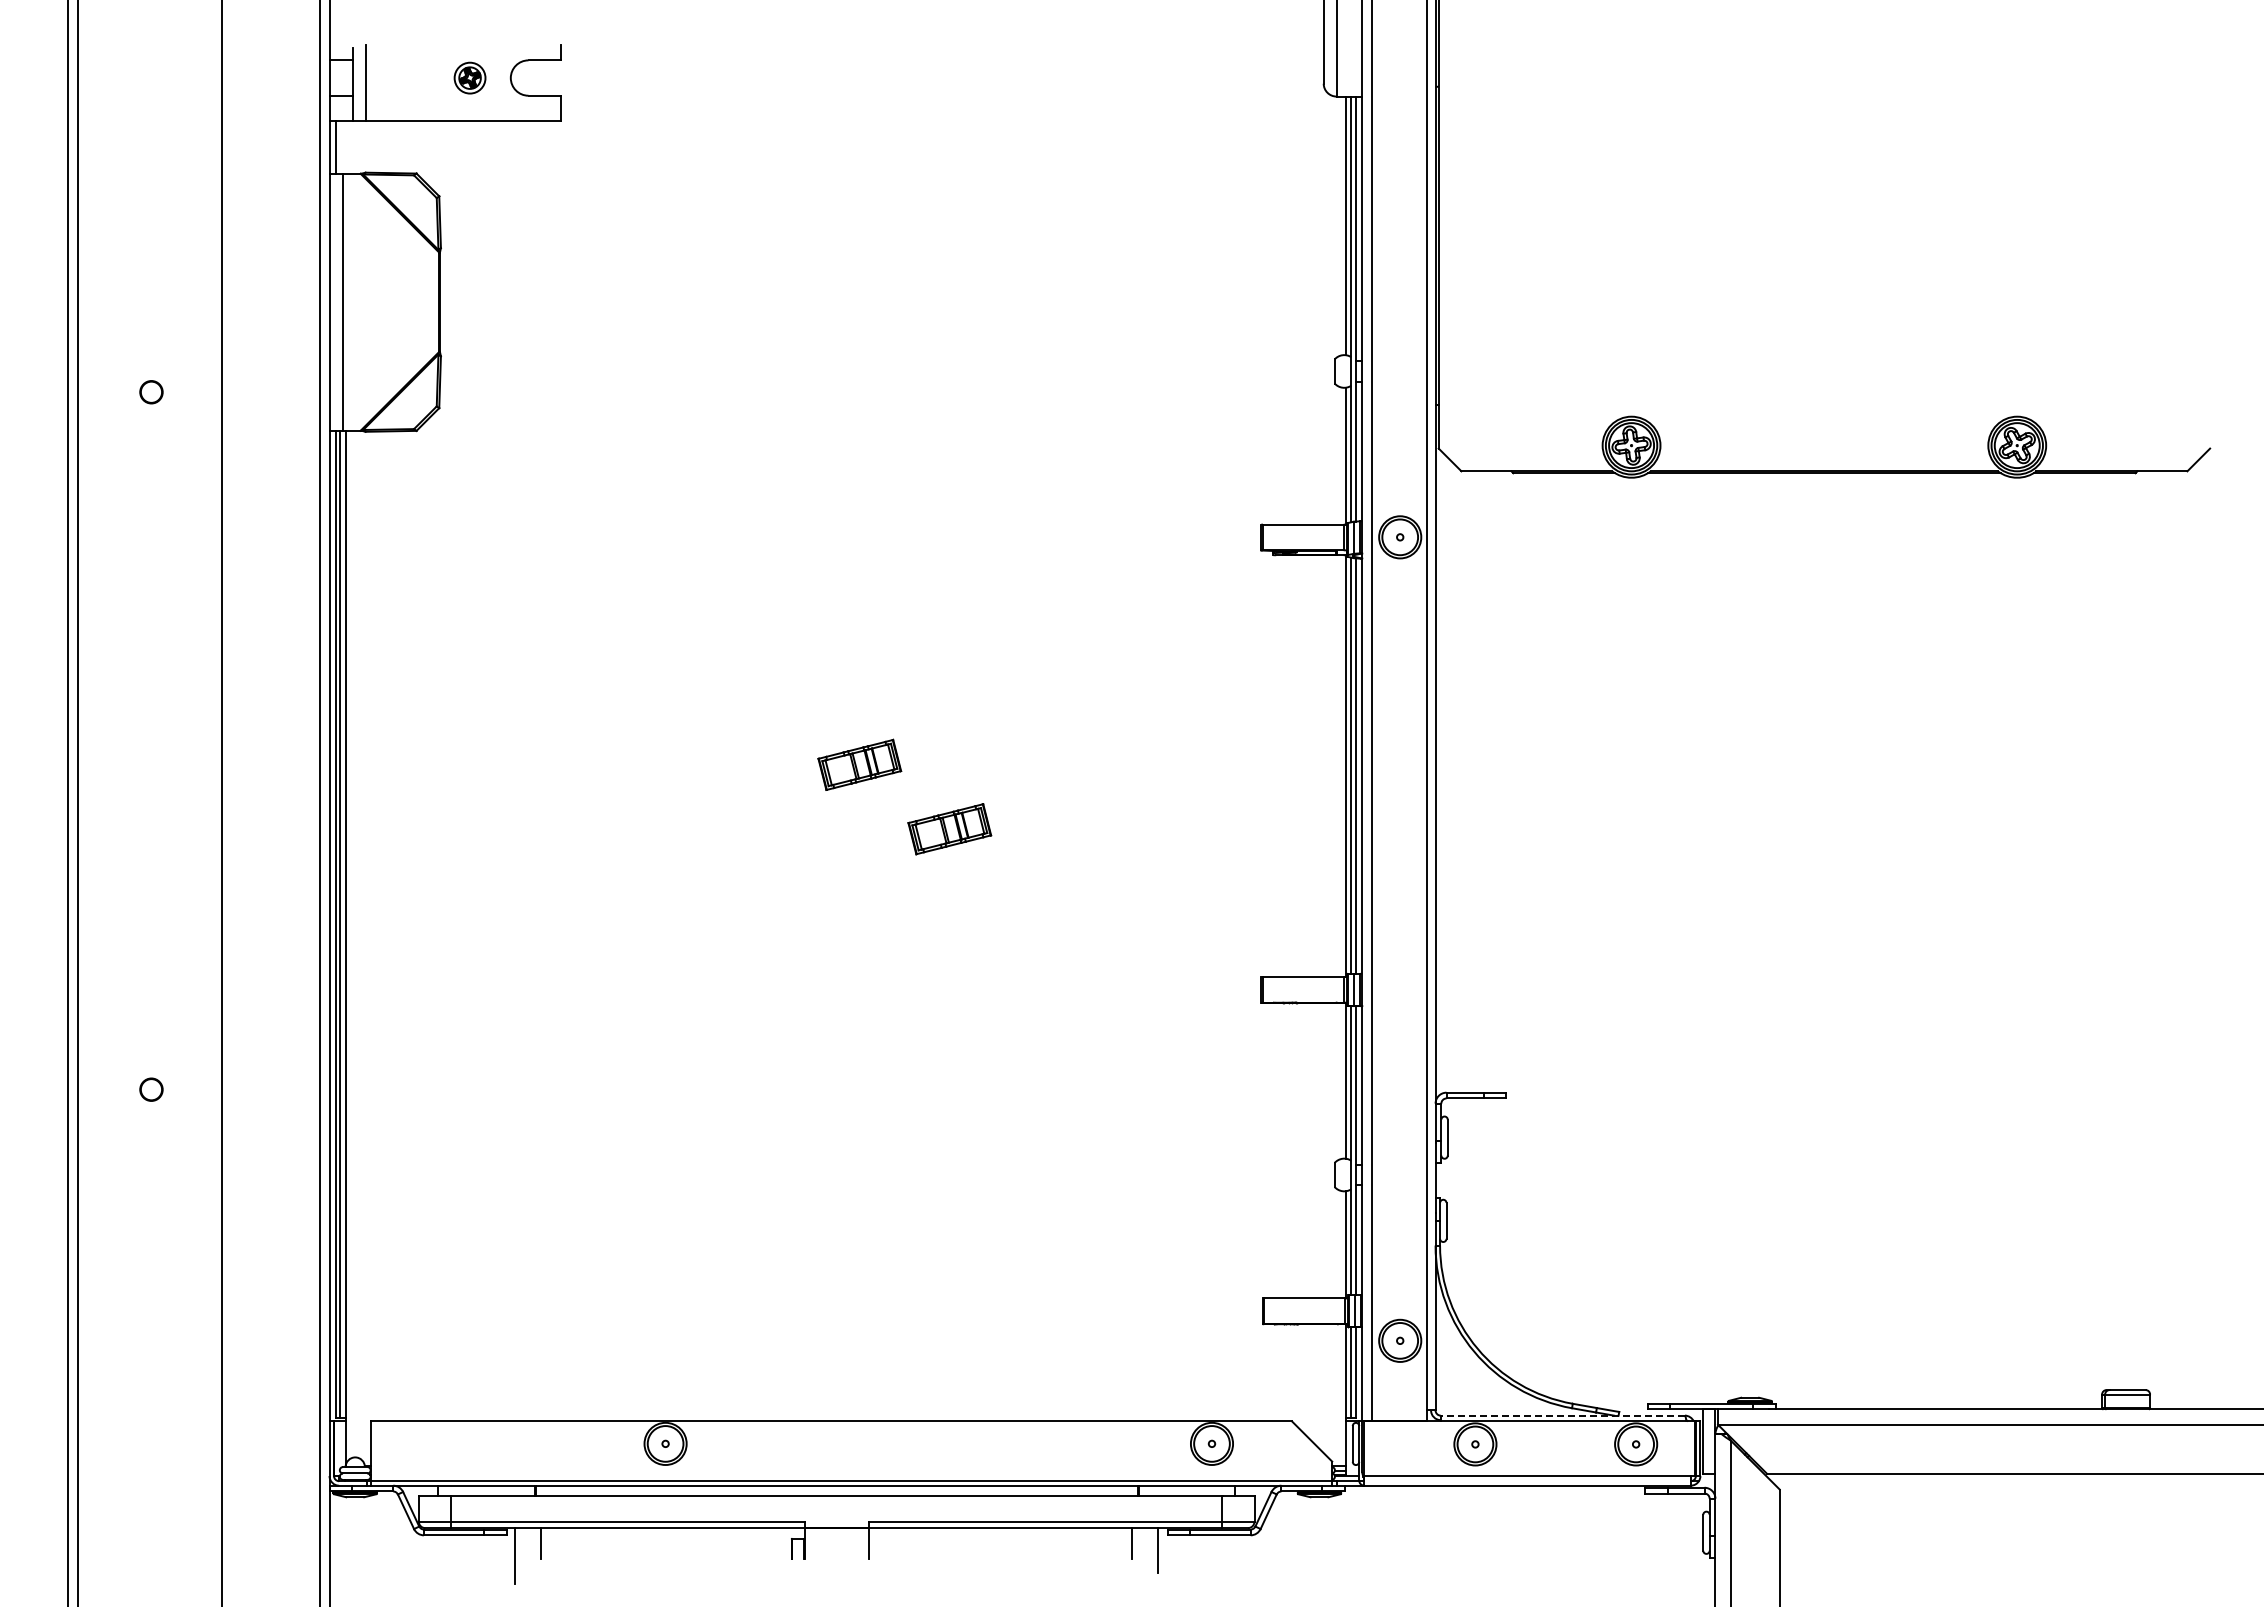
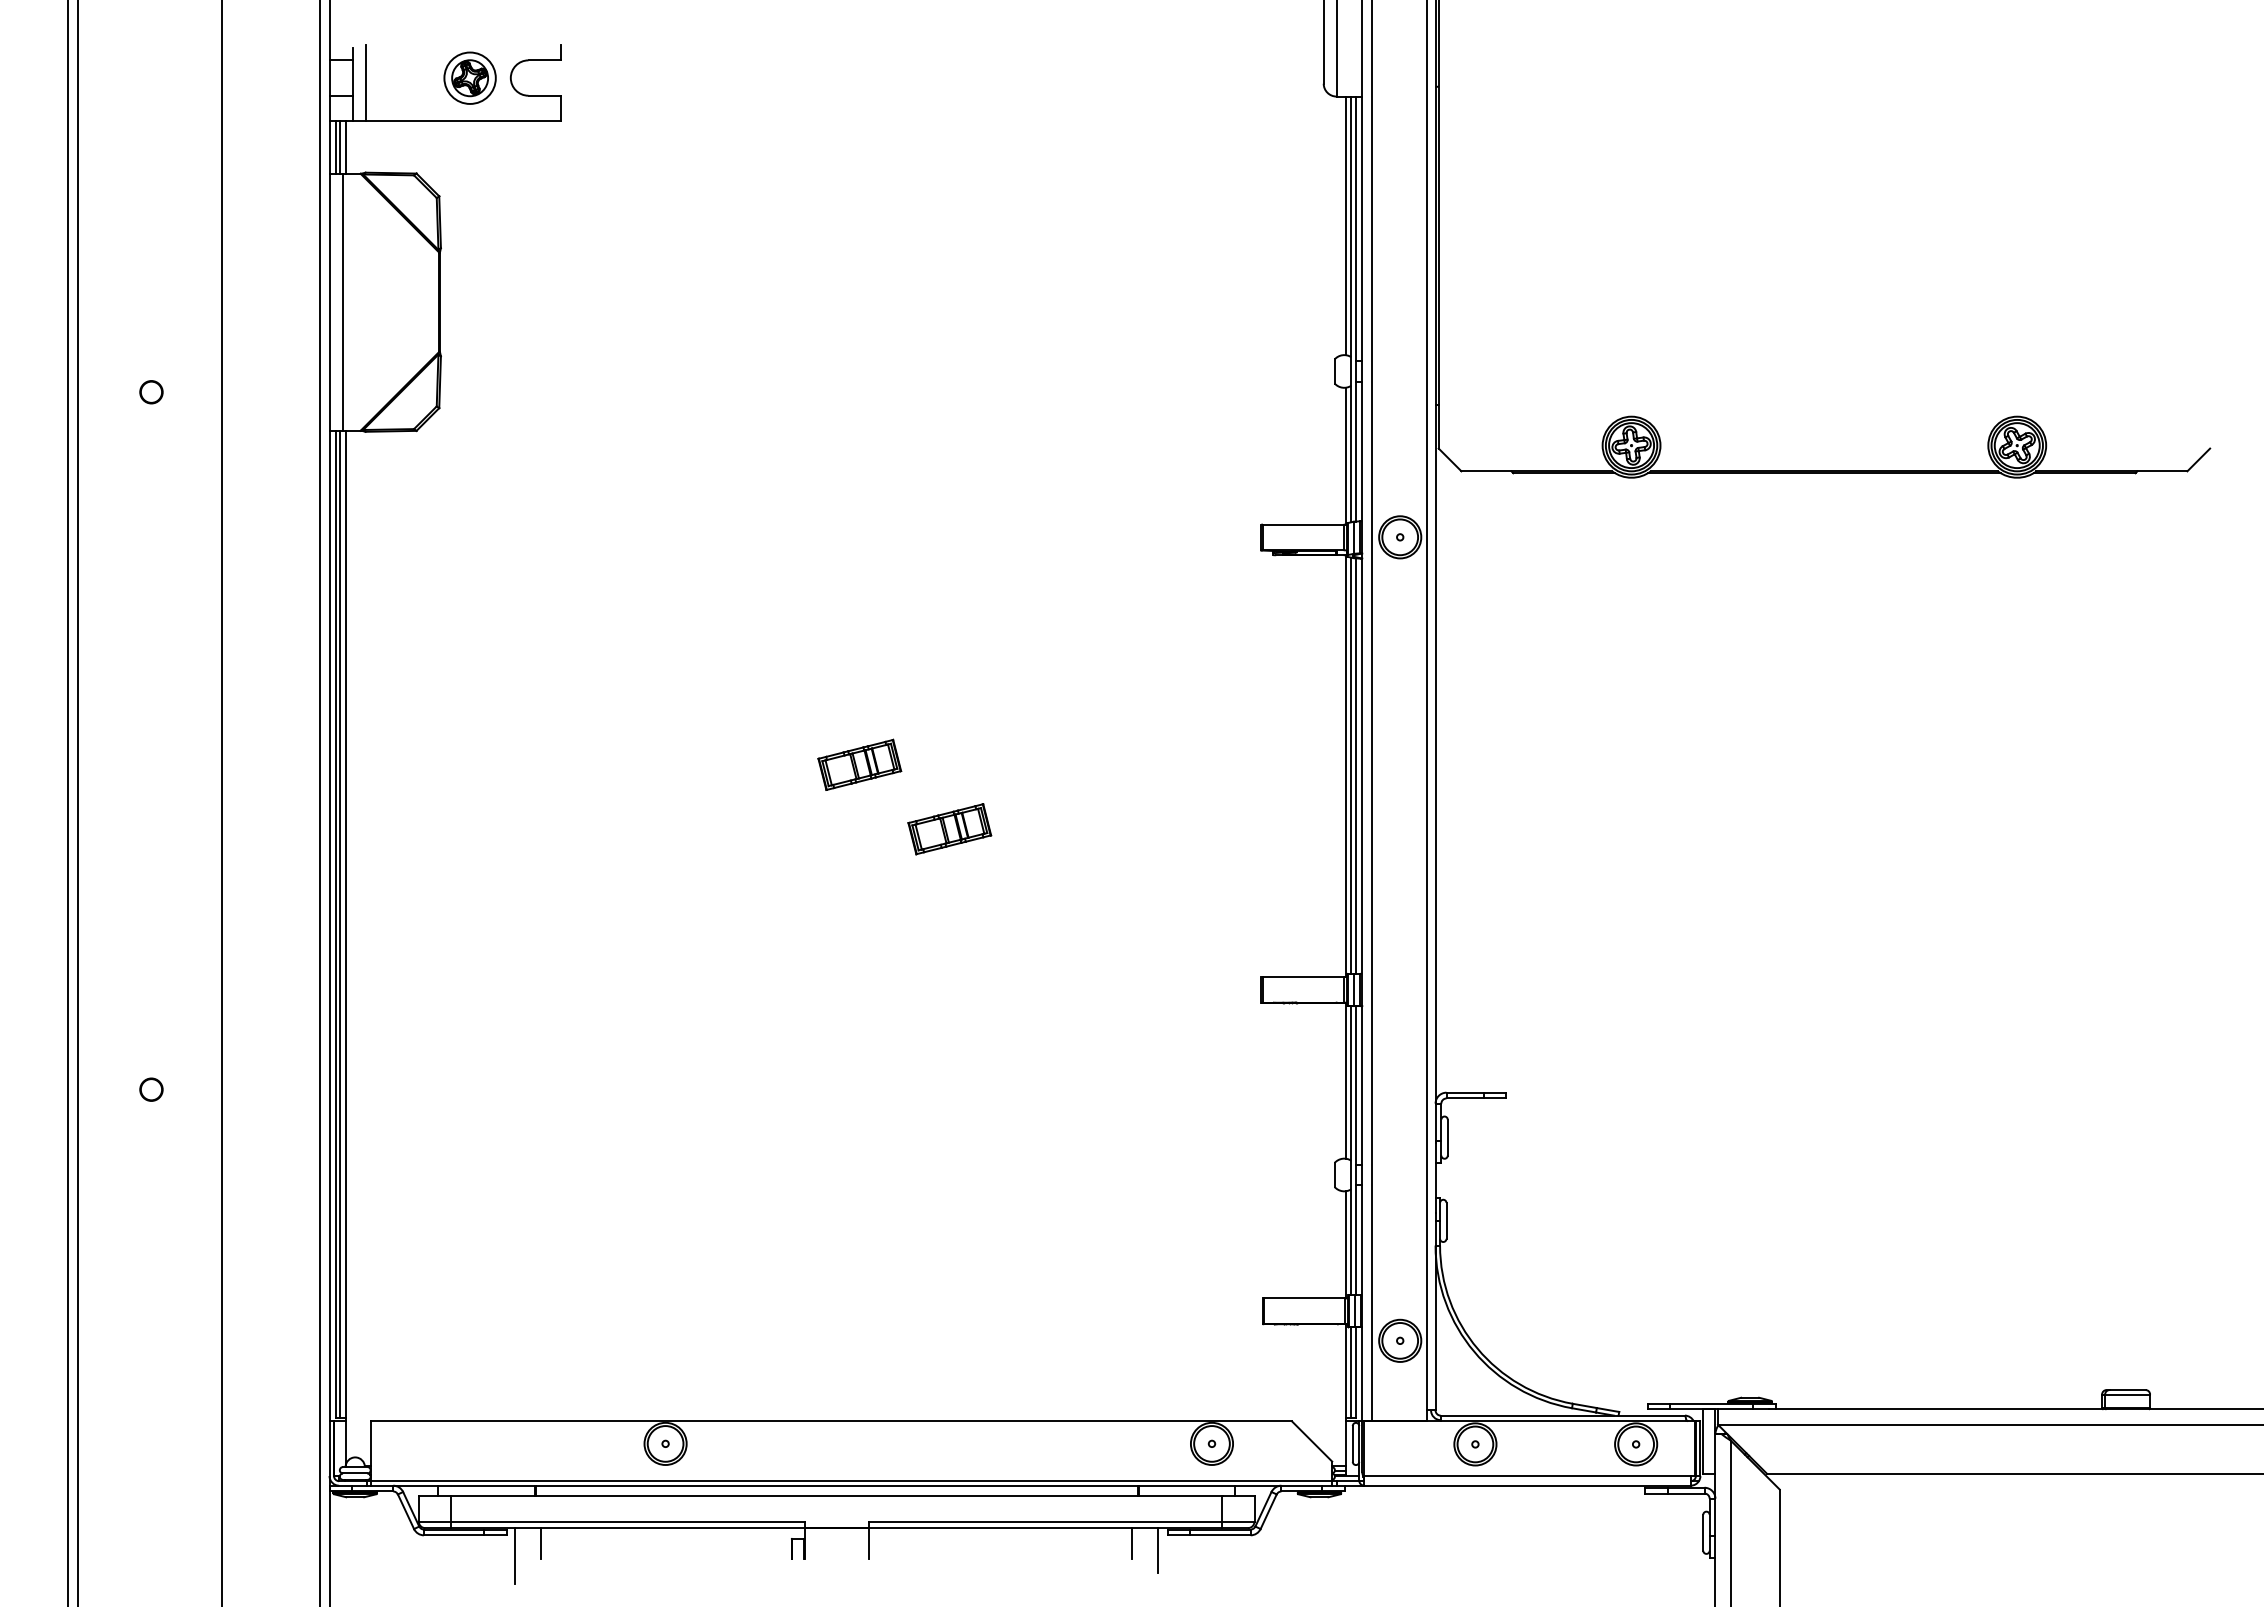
part size: 34x34 px -> 54x54 px (469, 77)
line: none -> present (340, 146)
line: none -> present (345, 146)
line: dashed -> solid (1562, 1415)
